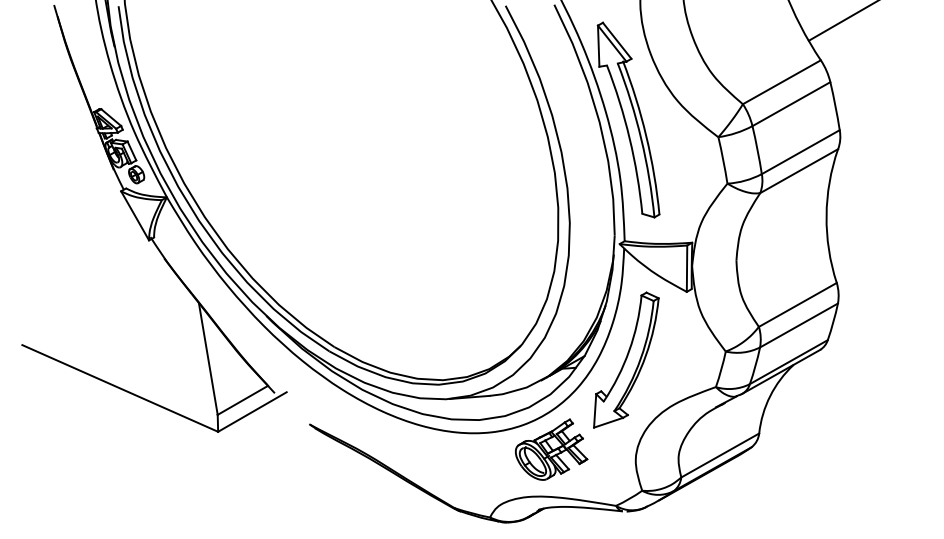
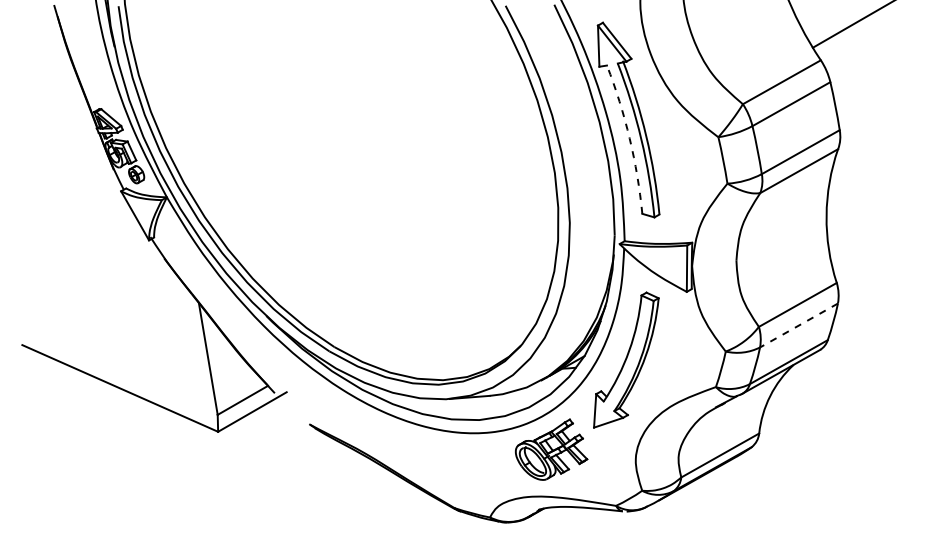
line position: (841, 21) -> (851, 24) (851, 24)
arc: solid -> dashed (629, 138)
line: solid -> dashed (799, 325)
